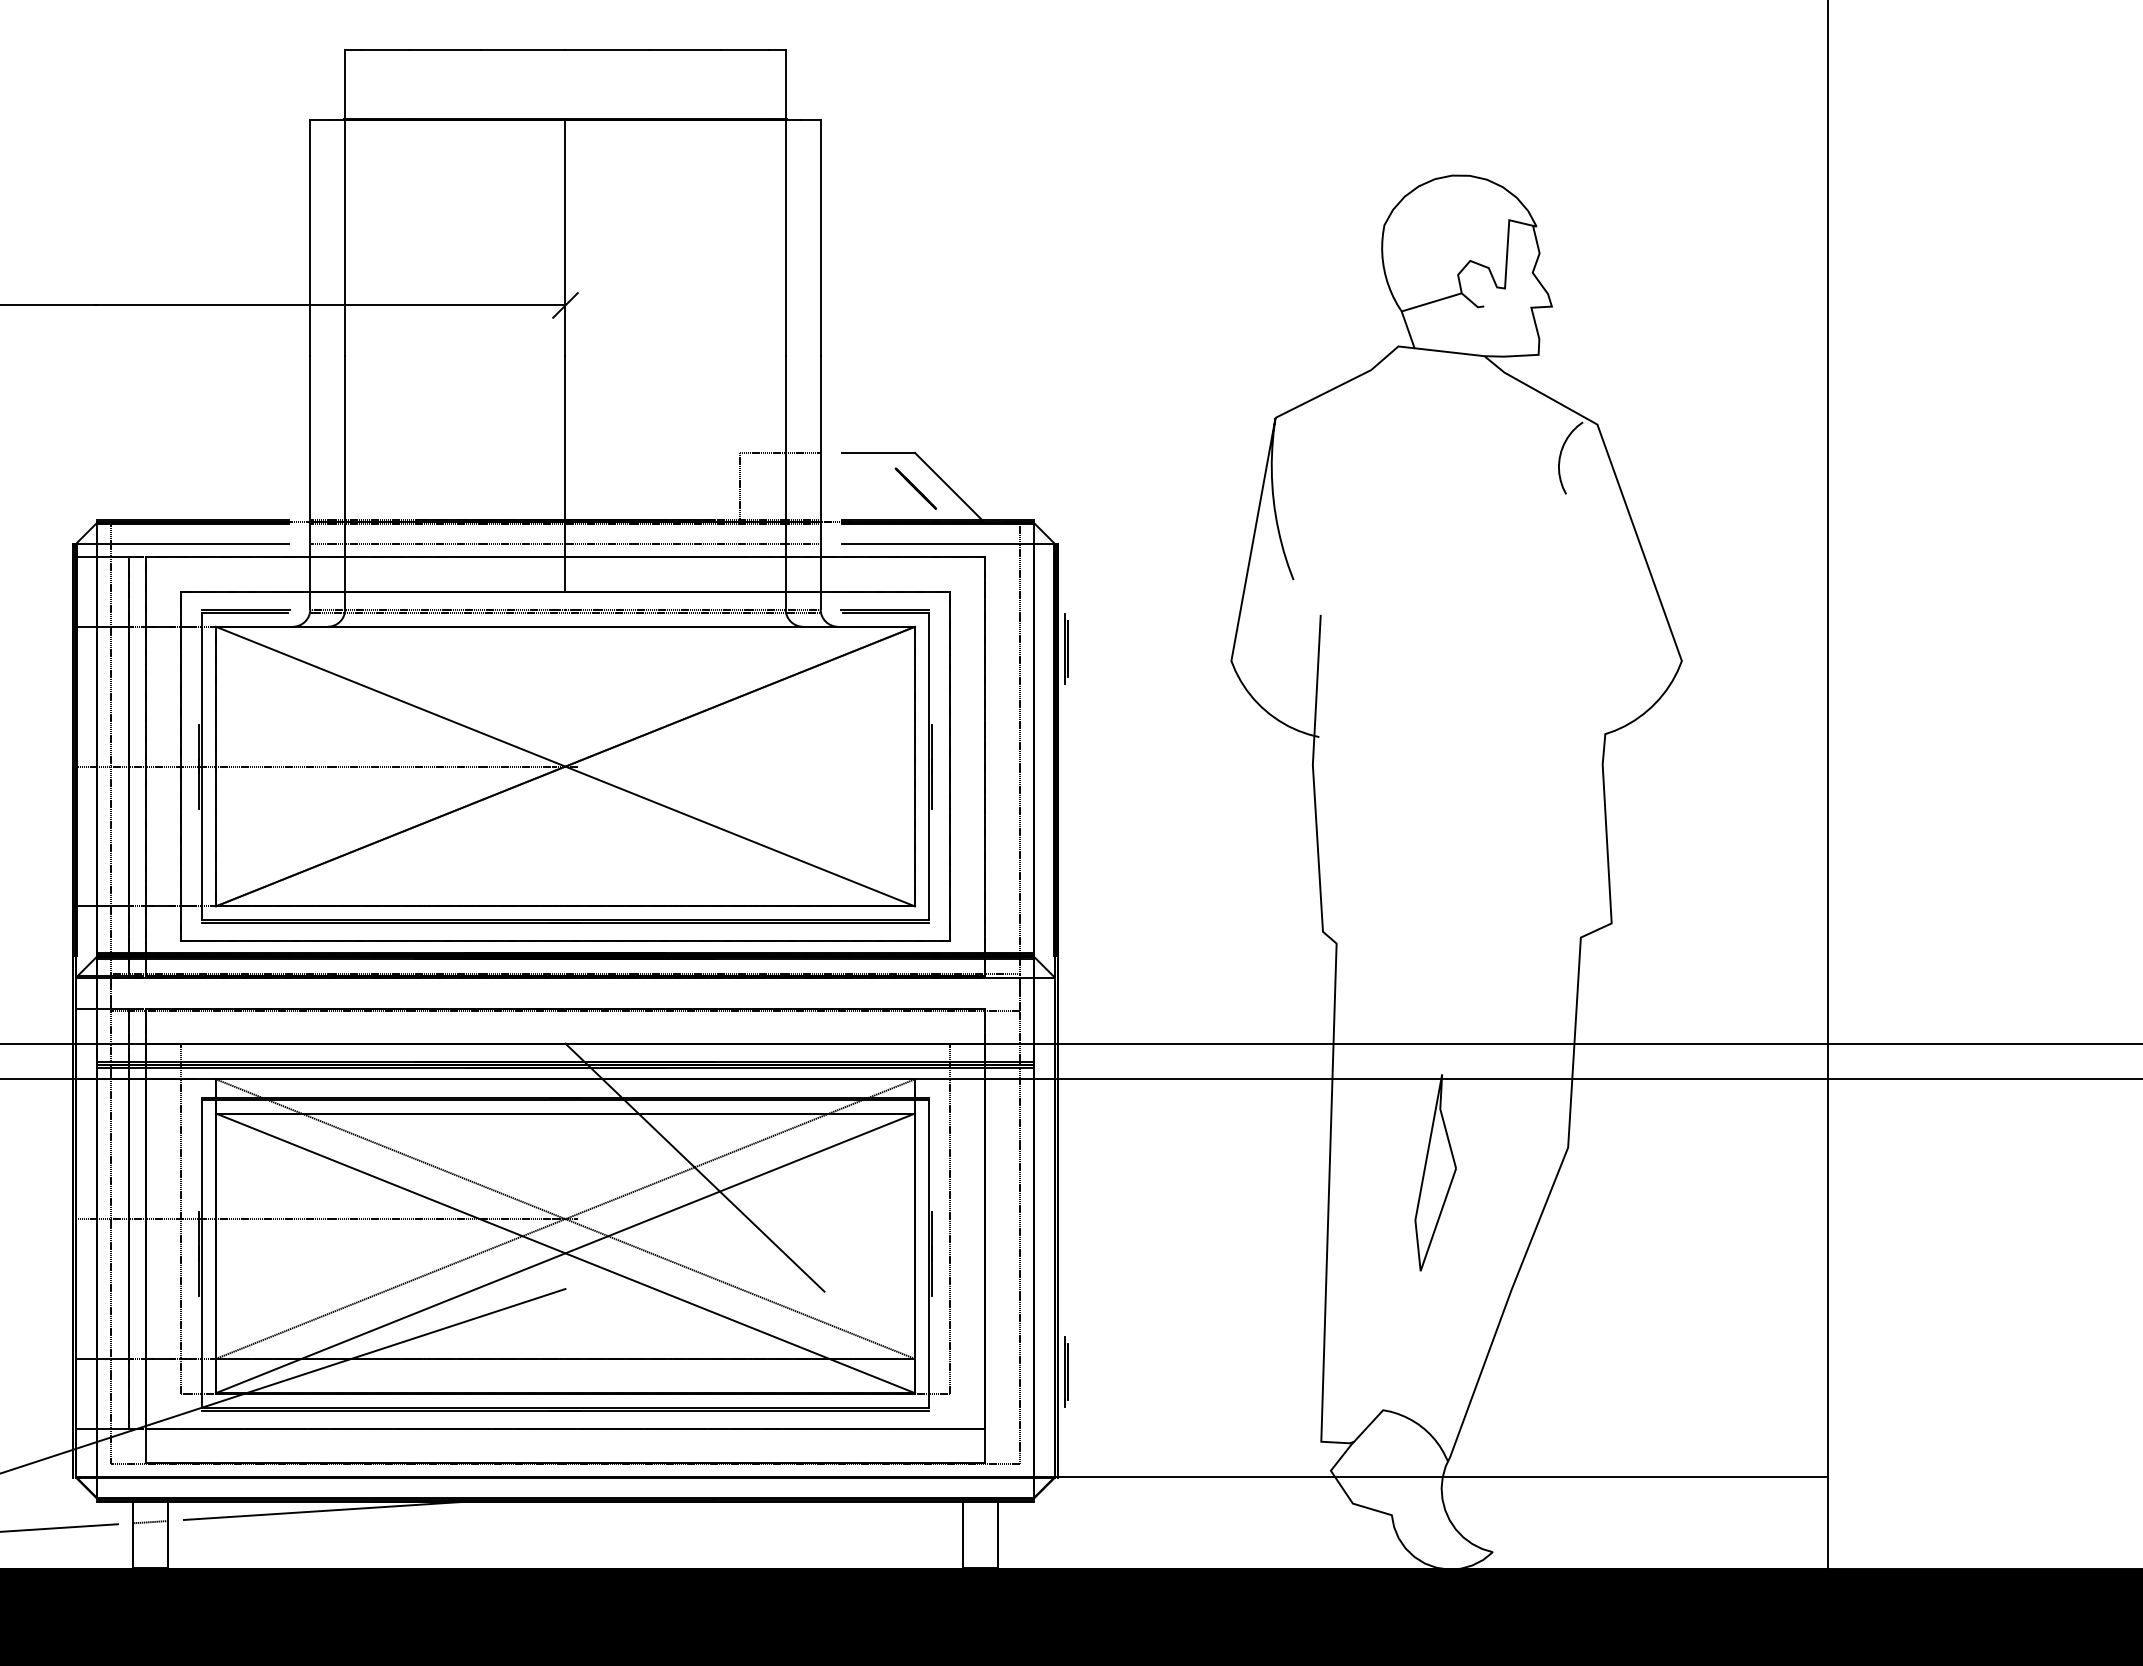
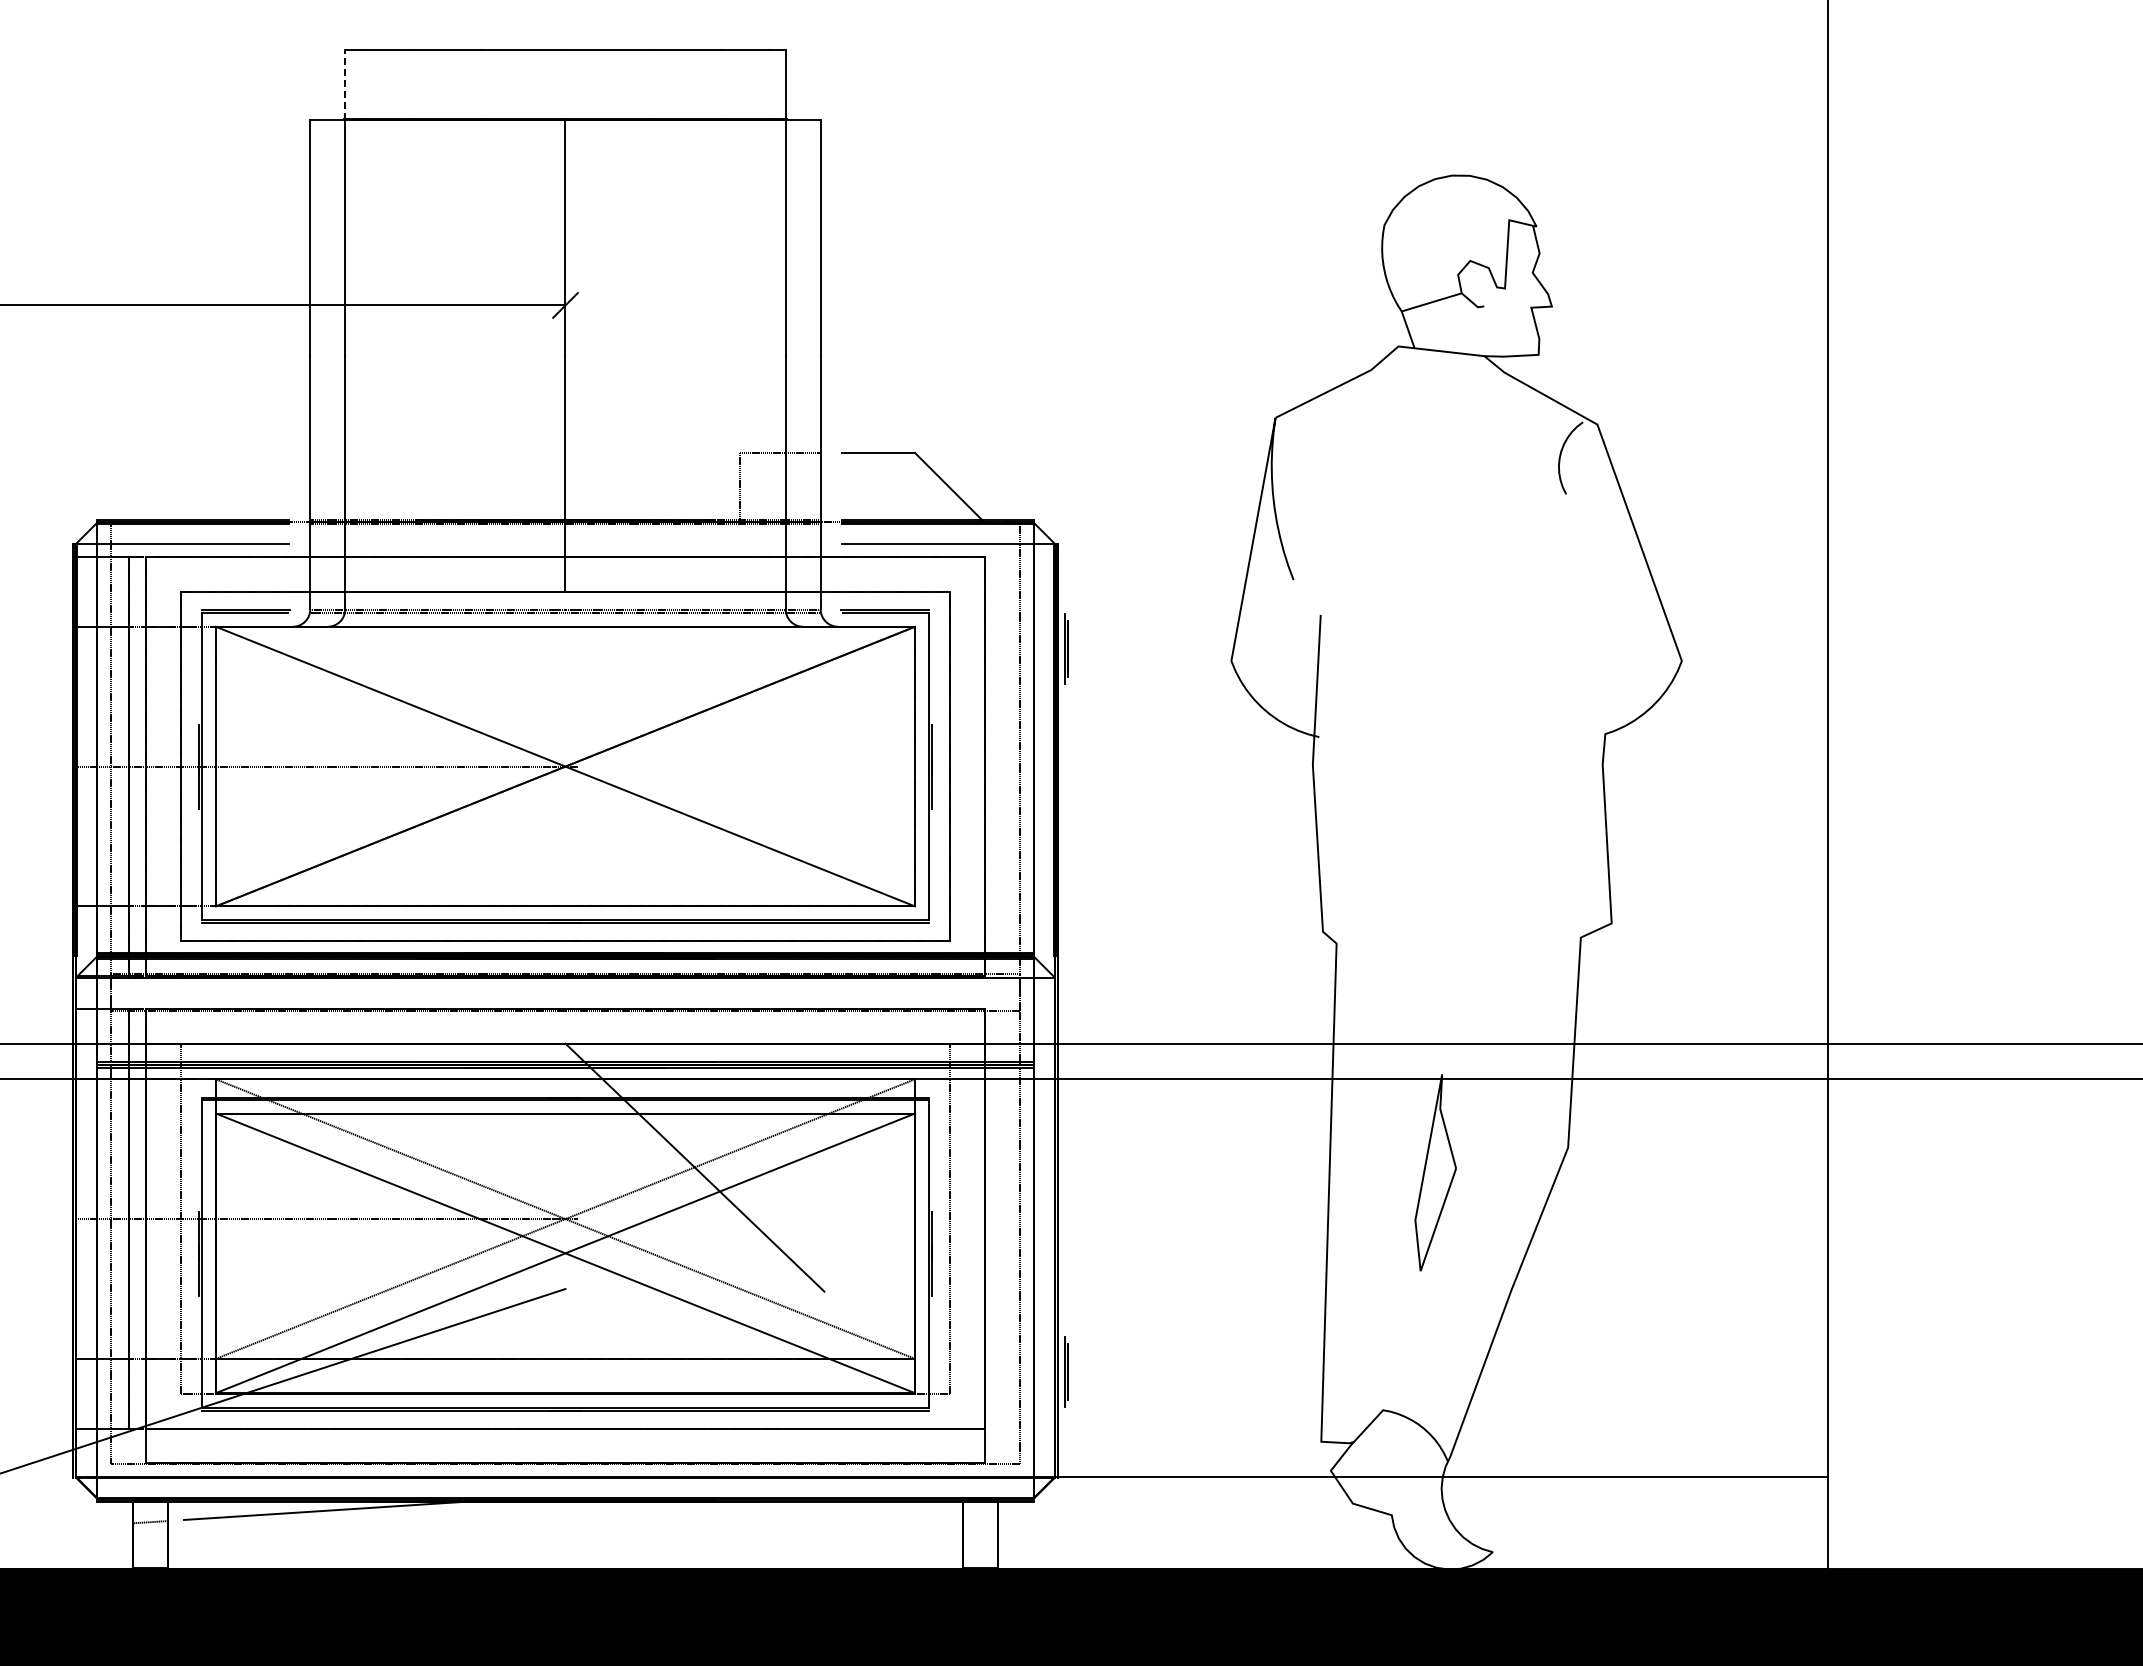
line: solid -> dashed (345, 85)
line: present -> none (915, 488)
line: present -> none (565, 543)
line: present -> none (60, 1527)
